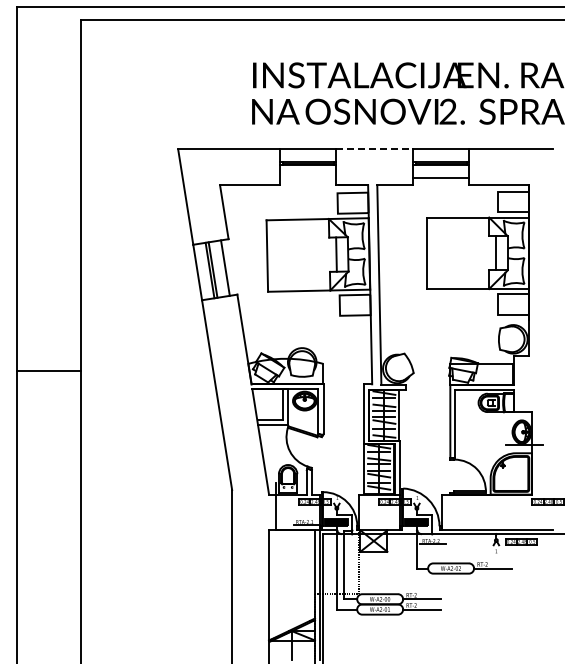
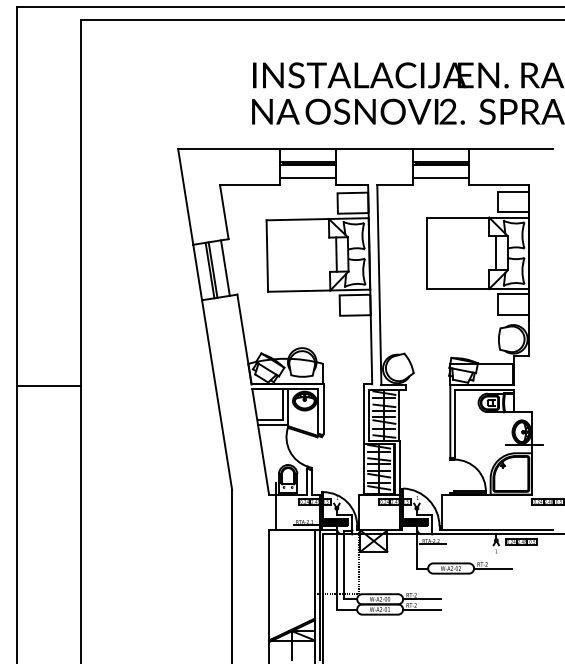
line: dashed -> solid (375, 149)
line: none -> present (308, 177)
line position: (48, 371) -> (48, 386) (48, 386)
